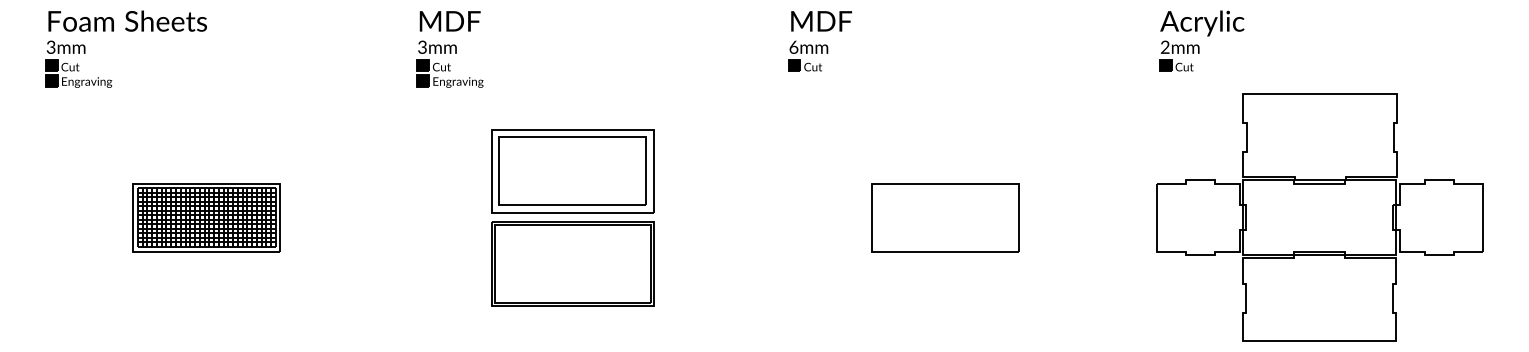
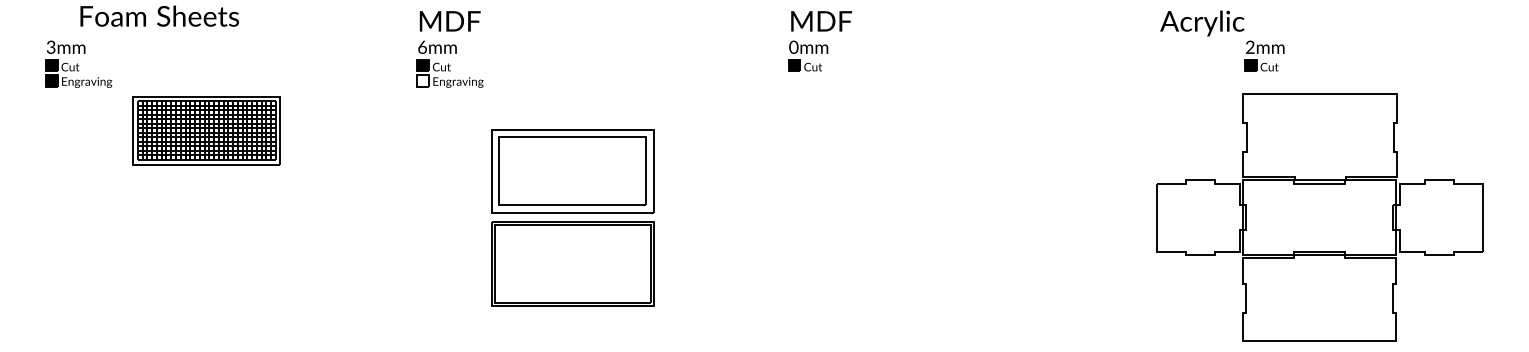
text position: (127, 20) -> (159, 15) (159, 15)
text: 3mm -> 6mm (422, 46)
text: 6mm -> 0mm (793, 46)
part position: (1179, 55) -> (1264, 55) (1264, 55)
fill: present -> none (422, 81)
part position: (206, 217) -> (206, 130) (206, 130)
part: present -> none (945, 217)
